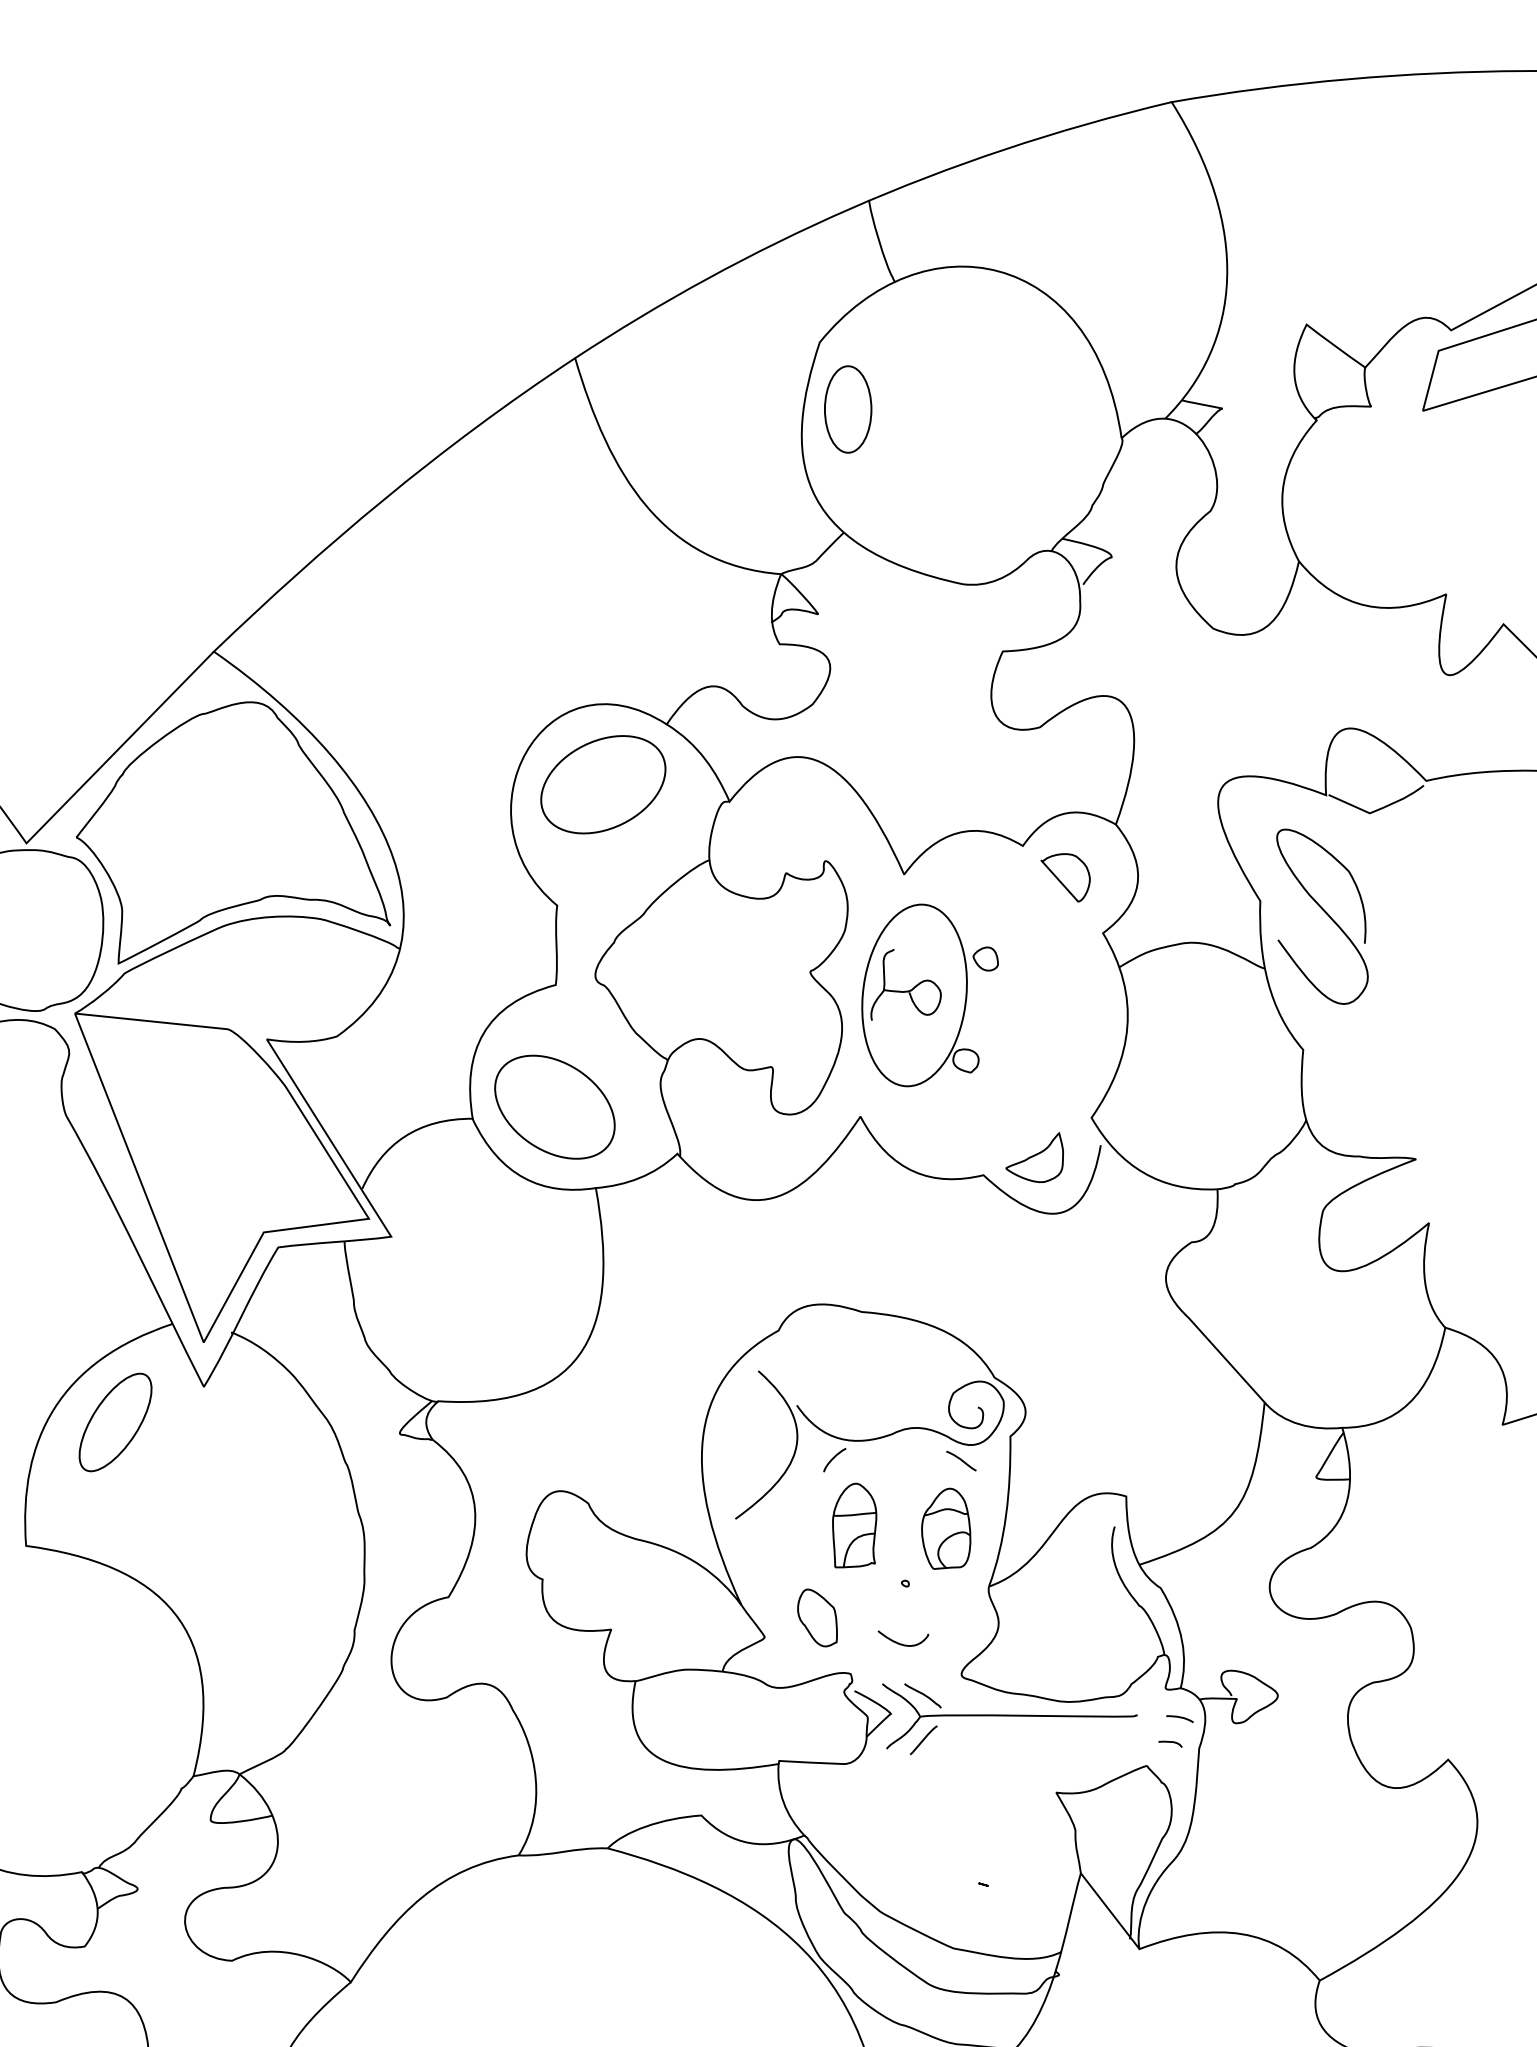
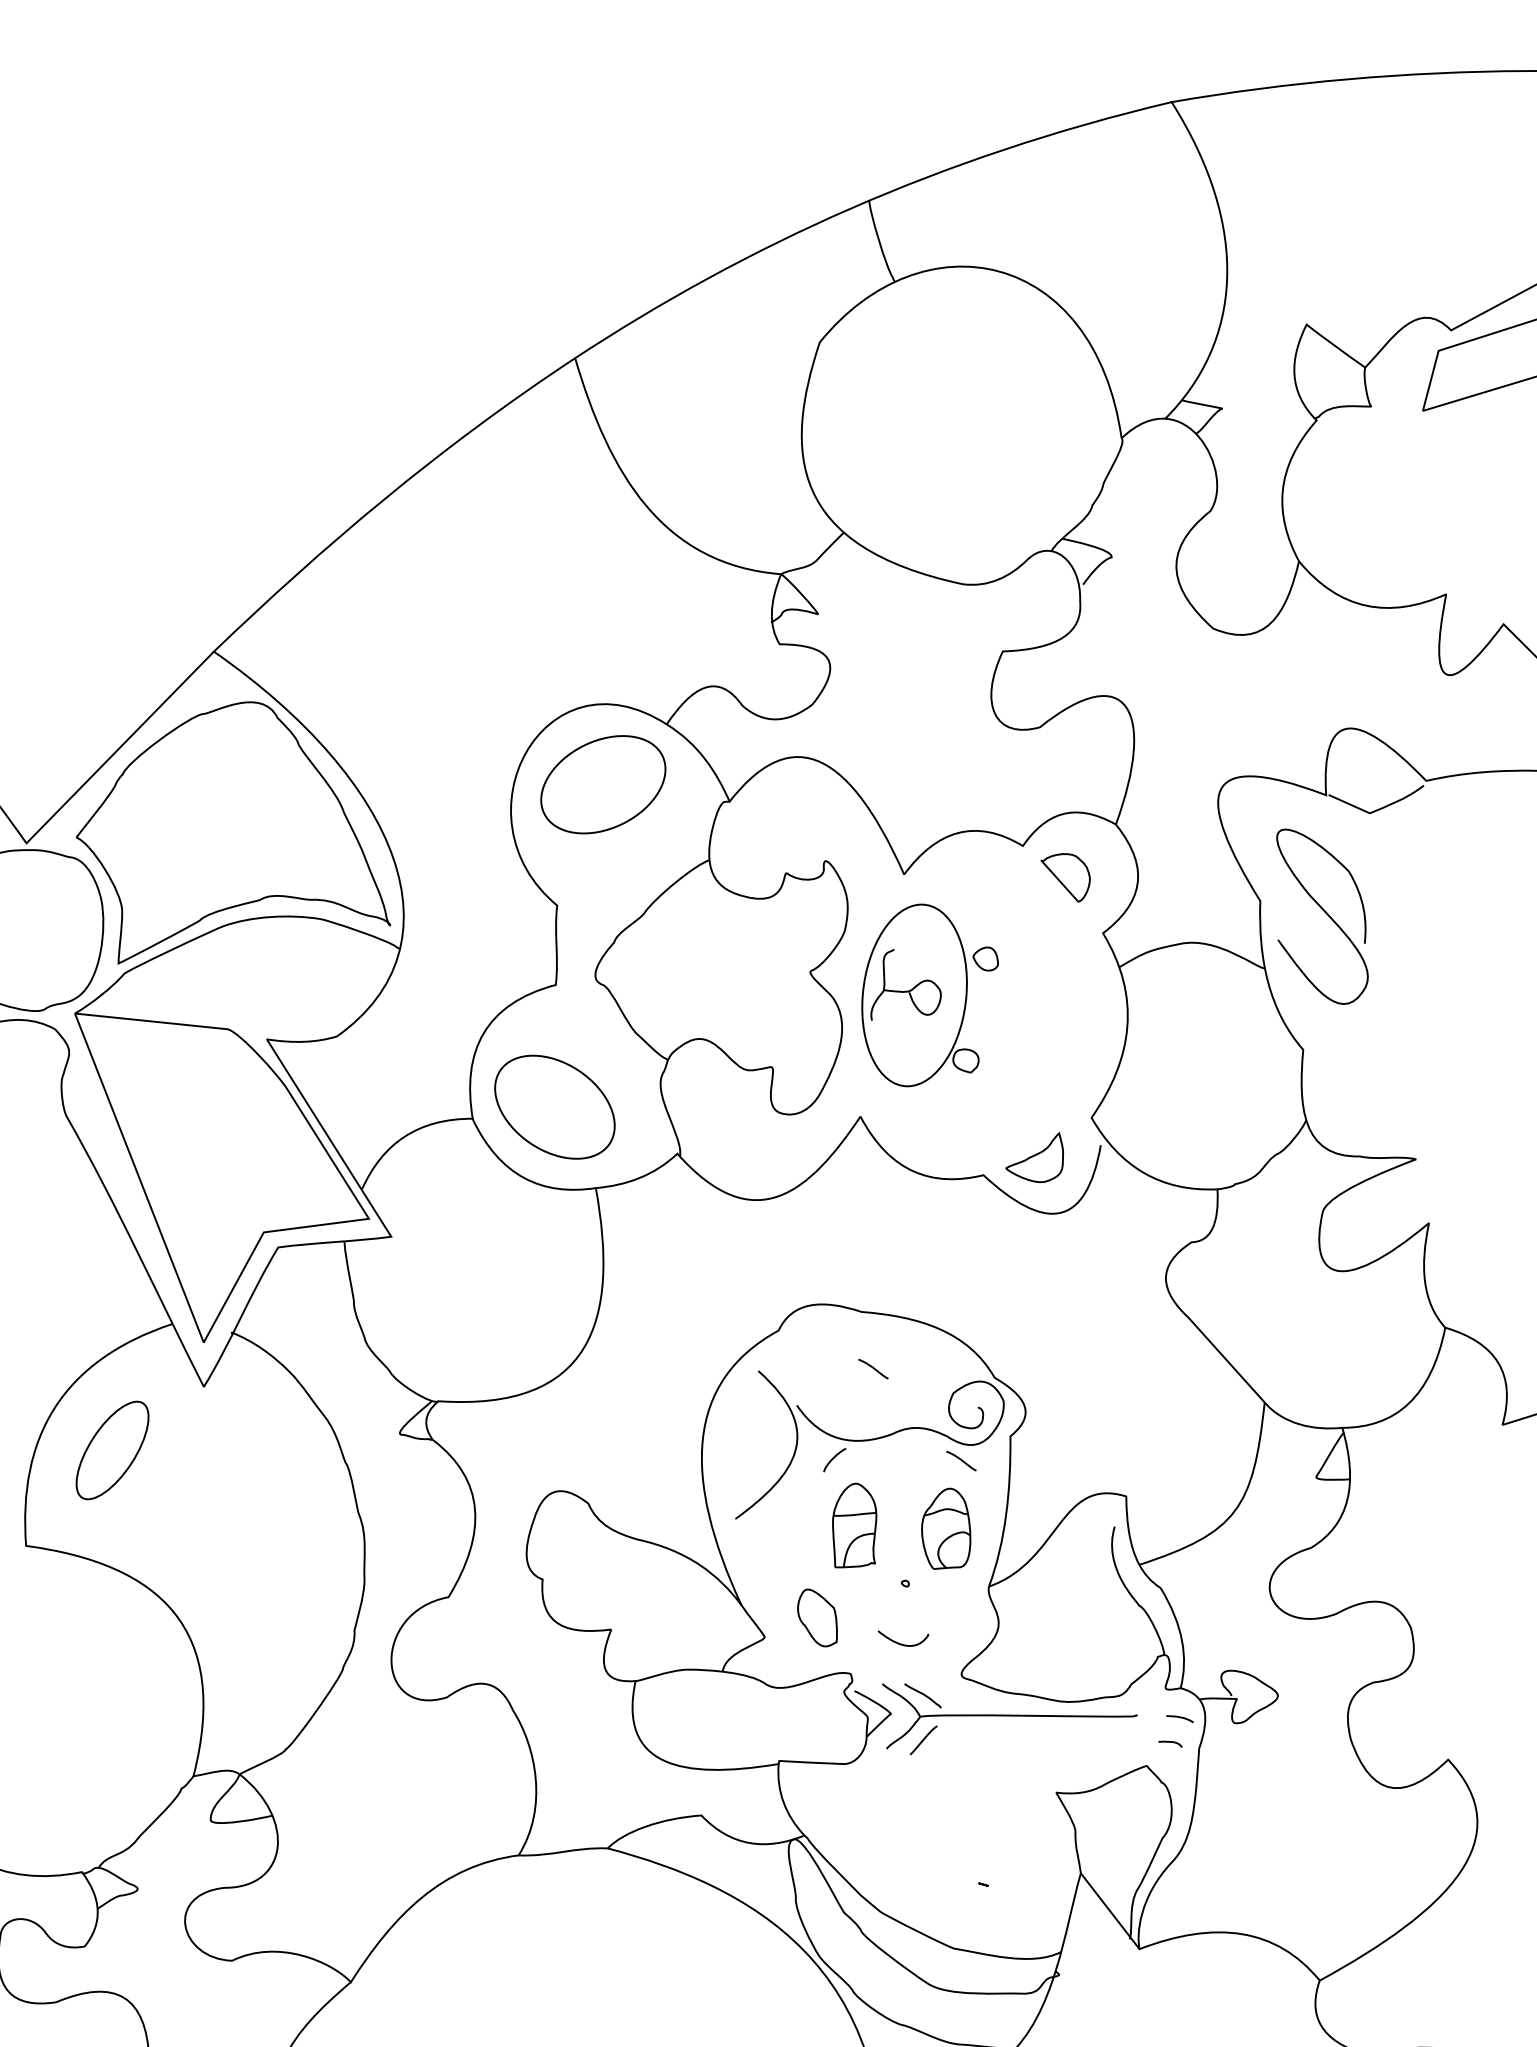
part: present -> none (848, 409)
curve: none -> present (873, 1369)
part position: (115, 1422) -> (112, 1450) (112, 1450)
